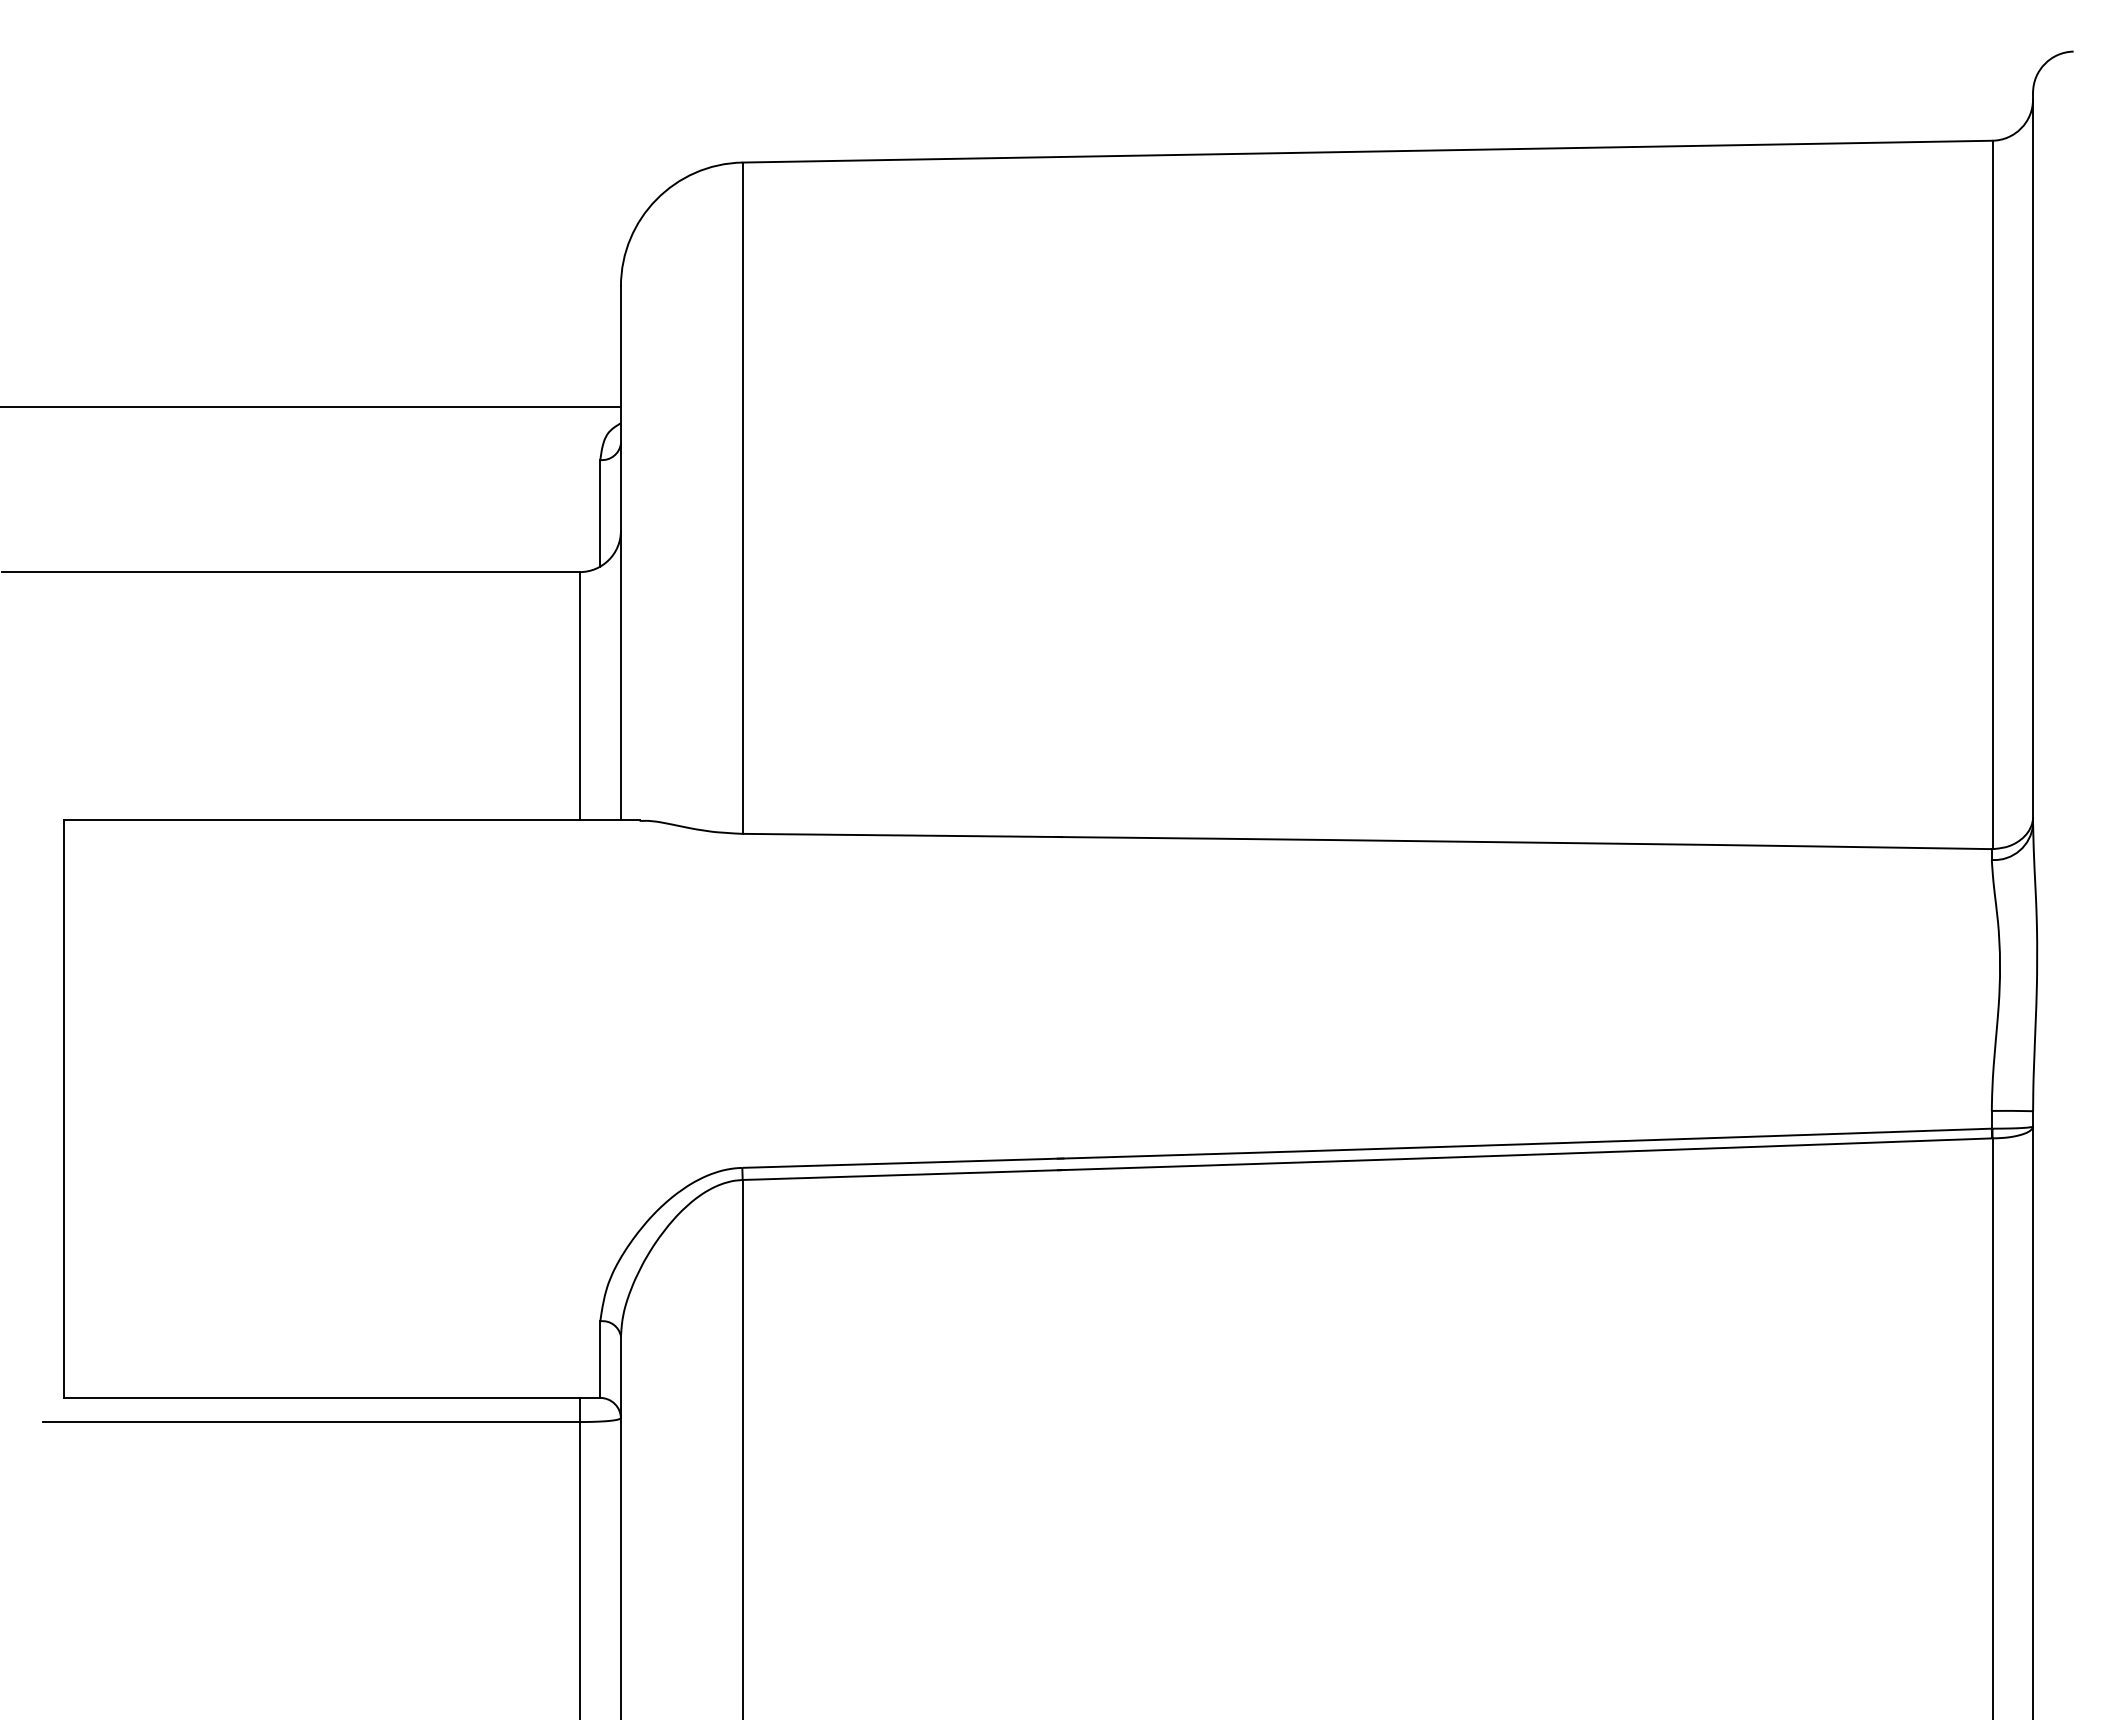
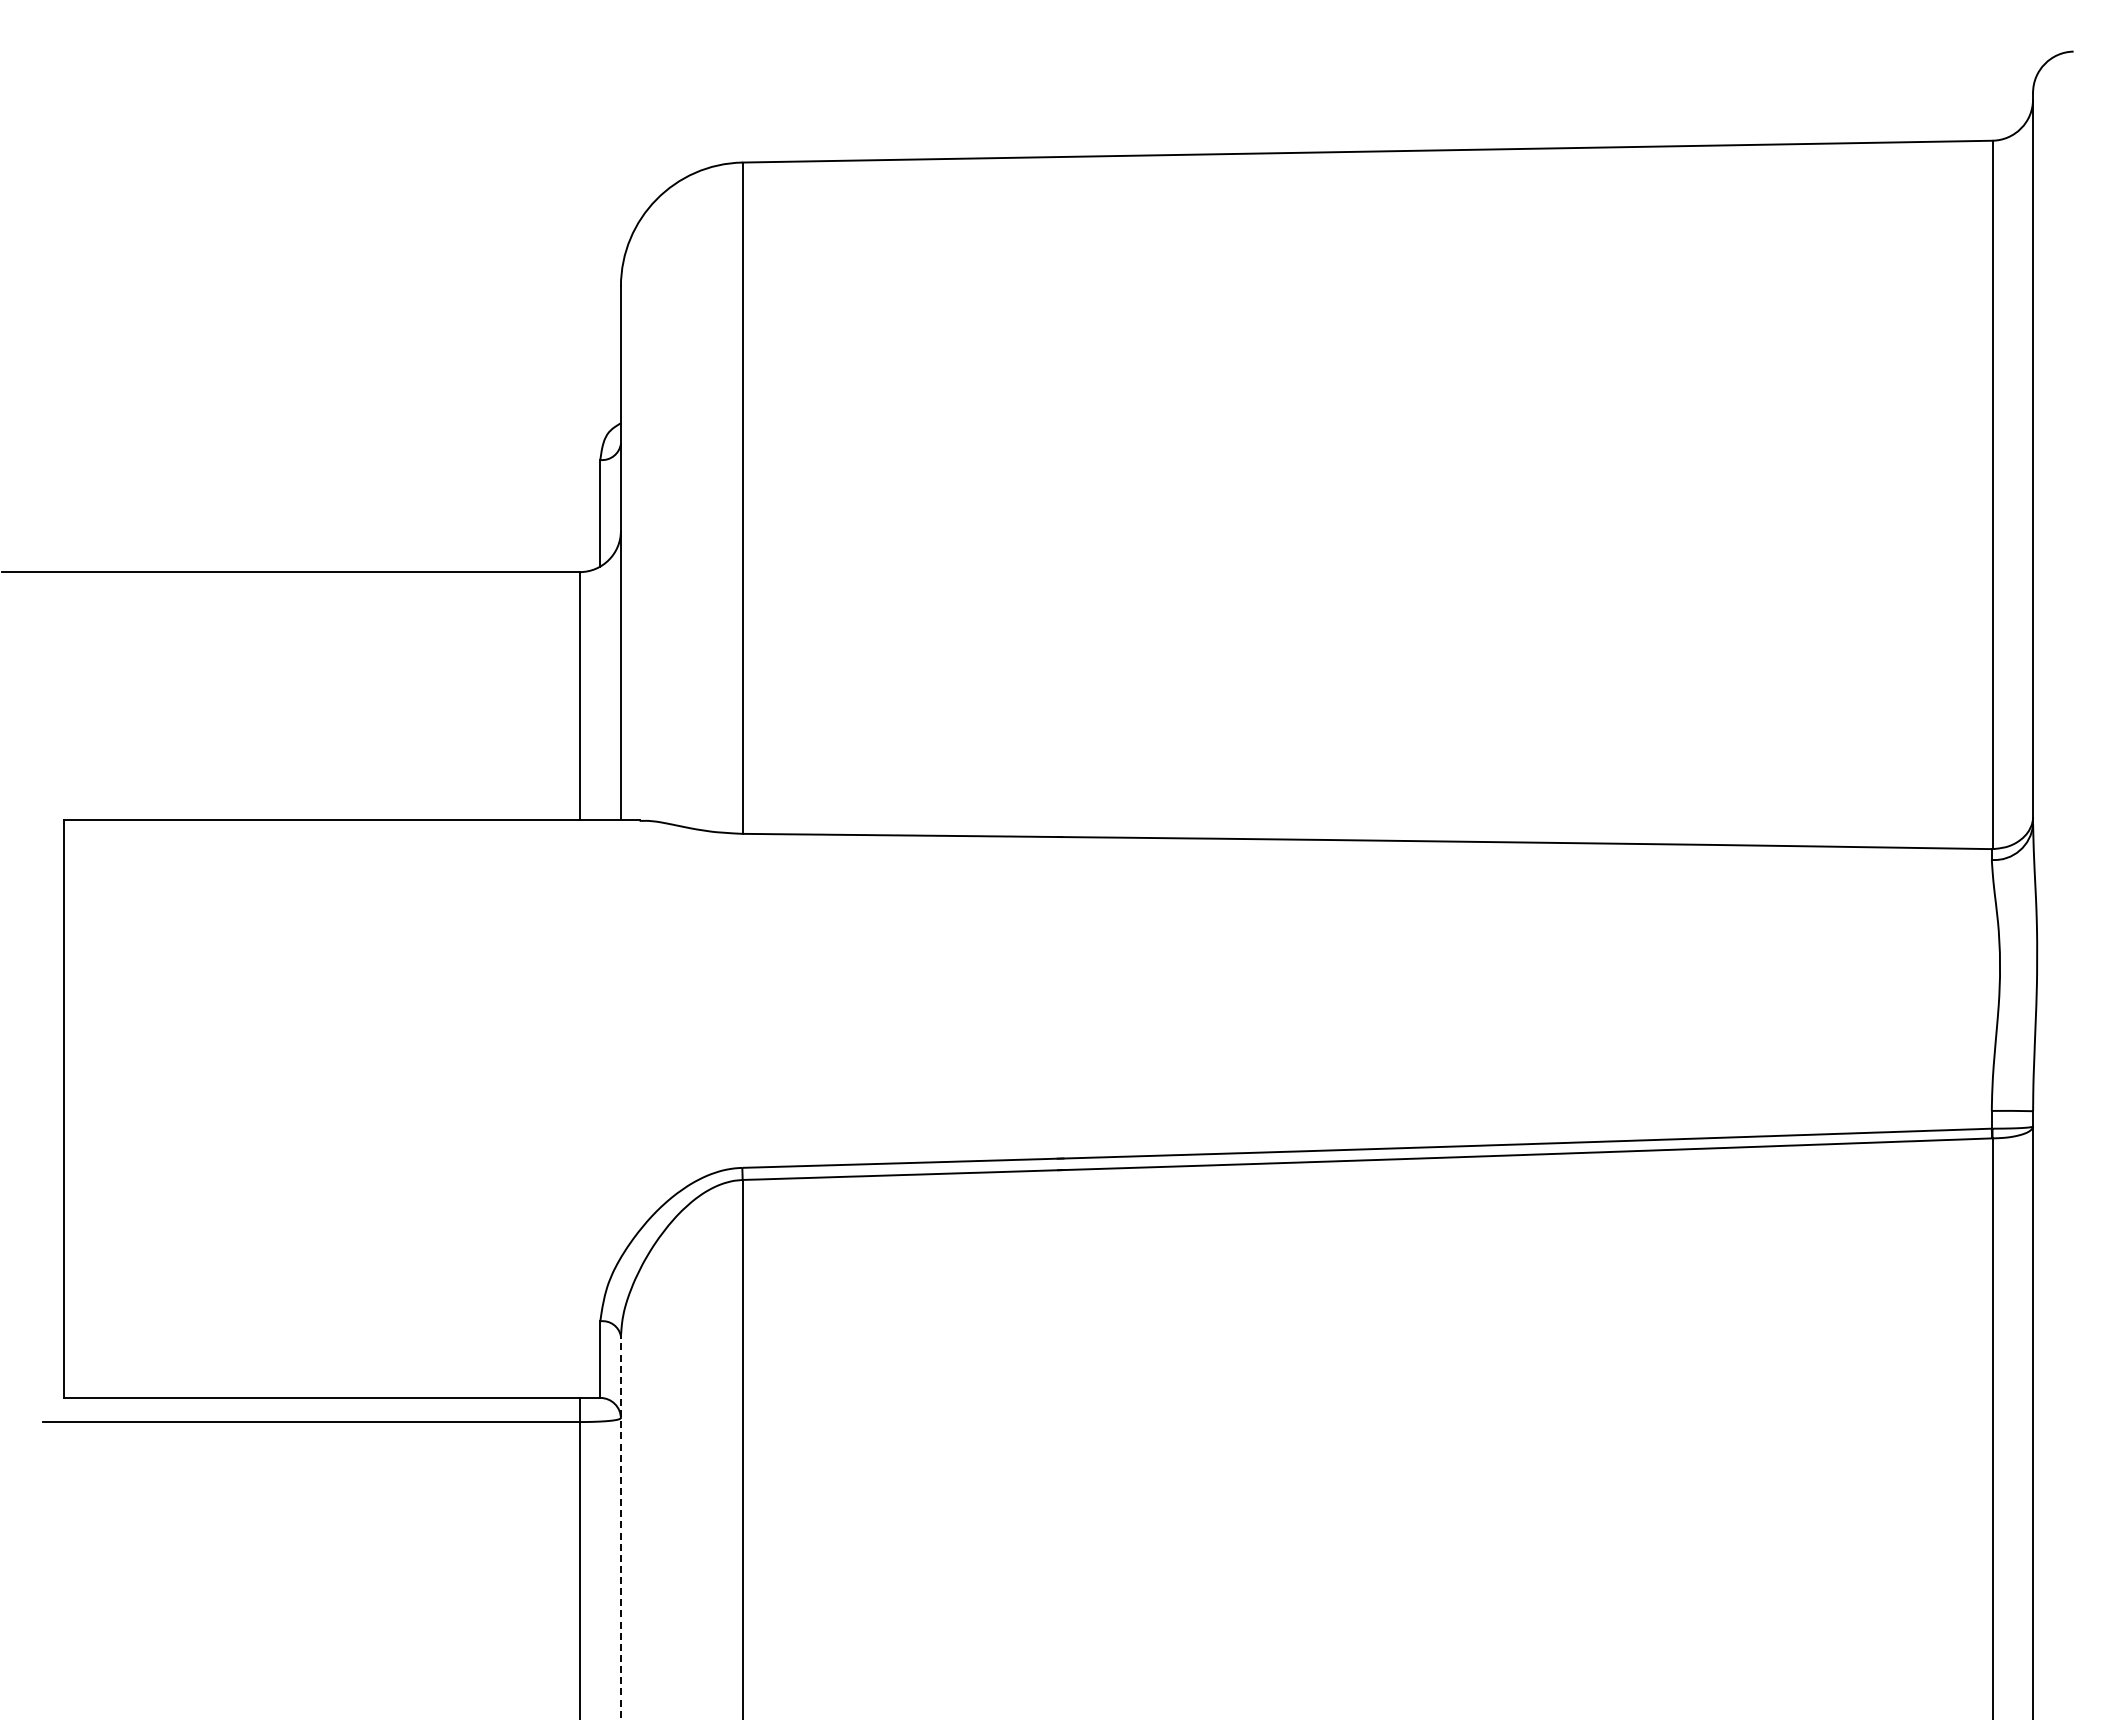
line: present -> none (311, 406)
line: solid -> dashed (620, 1527)
